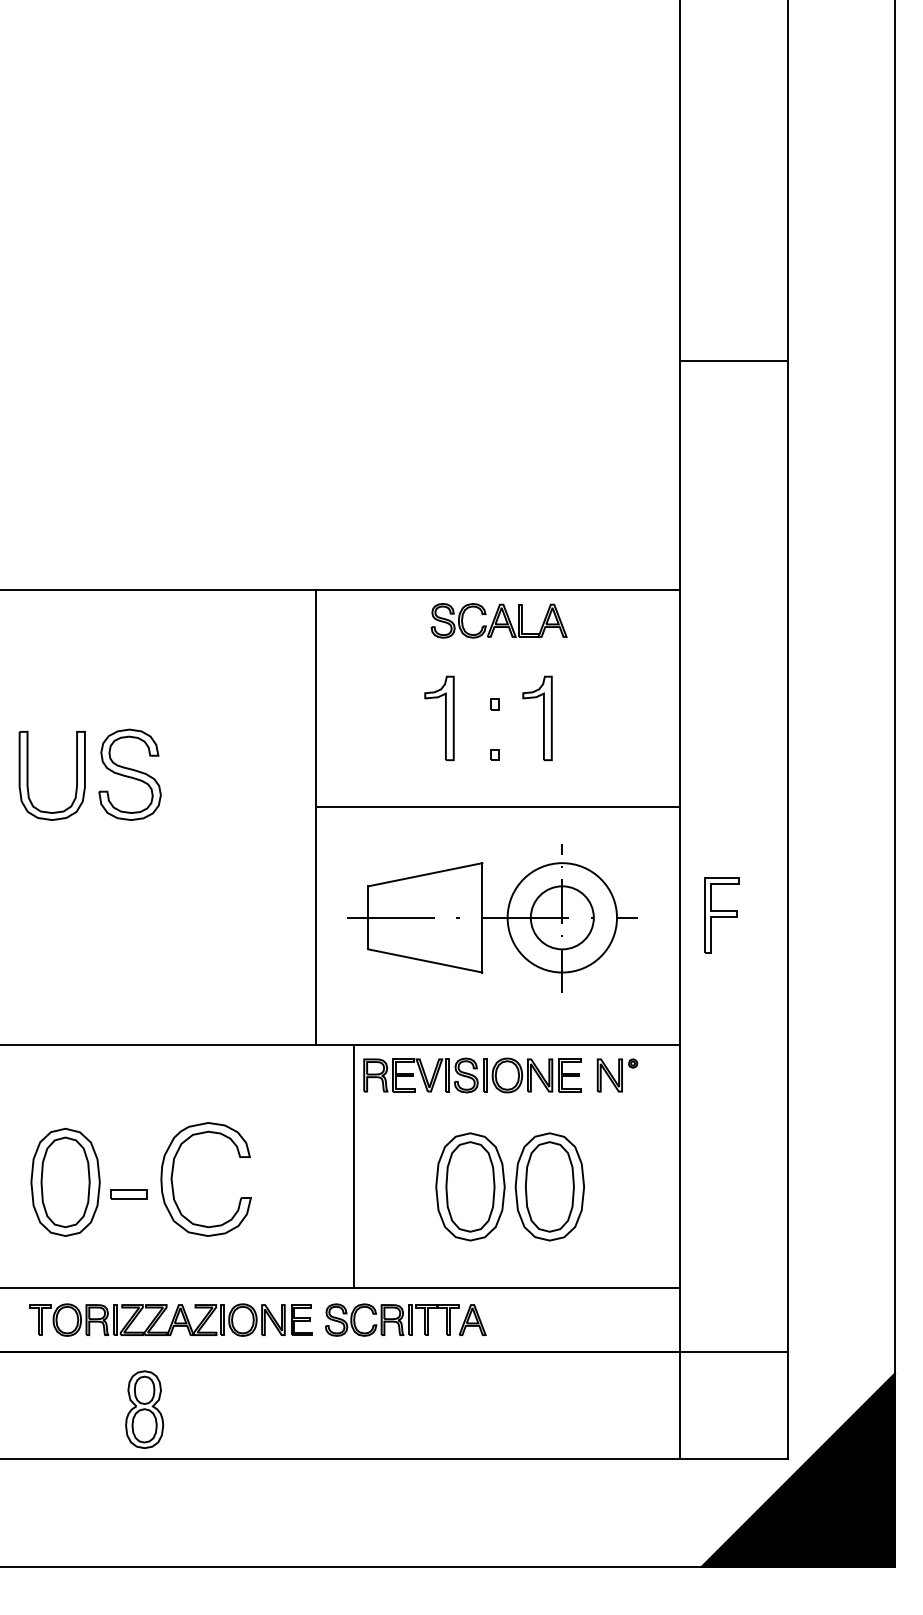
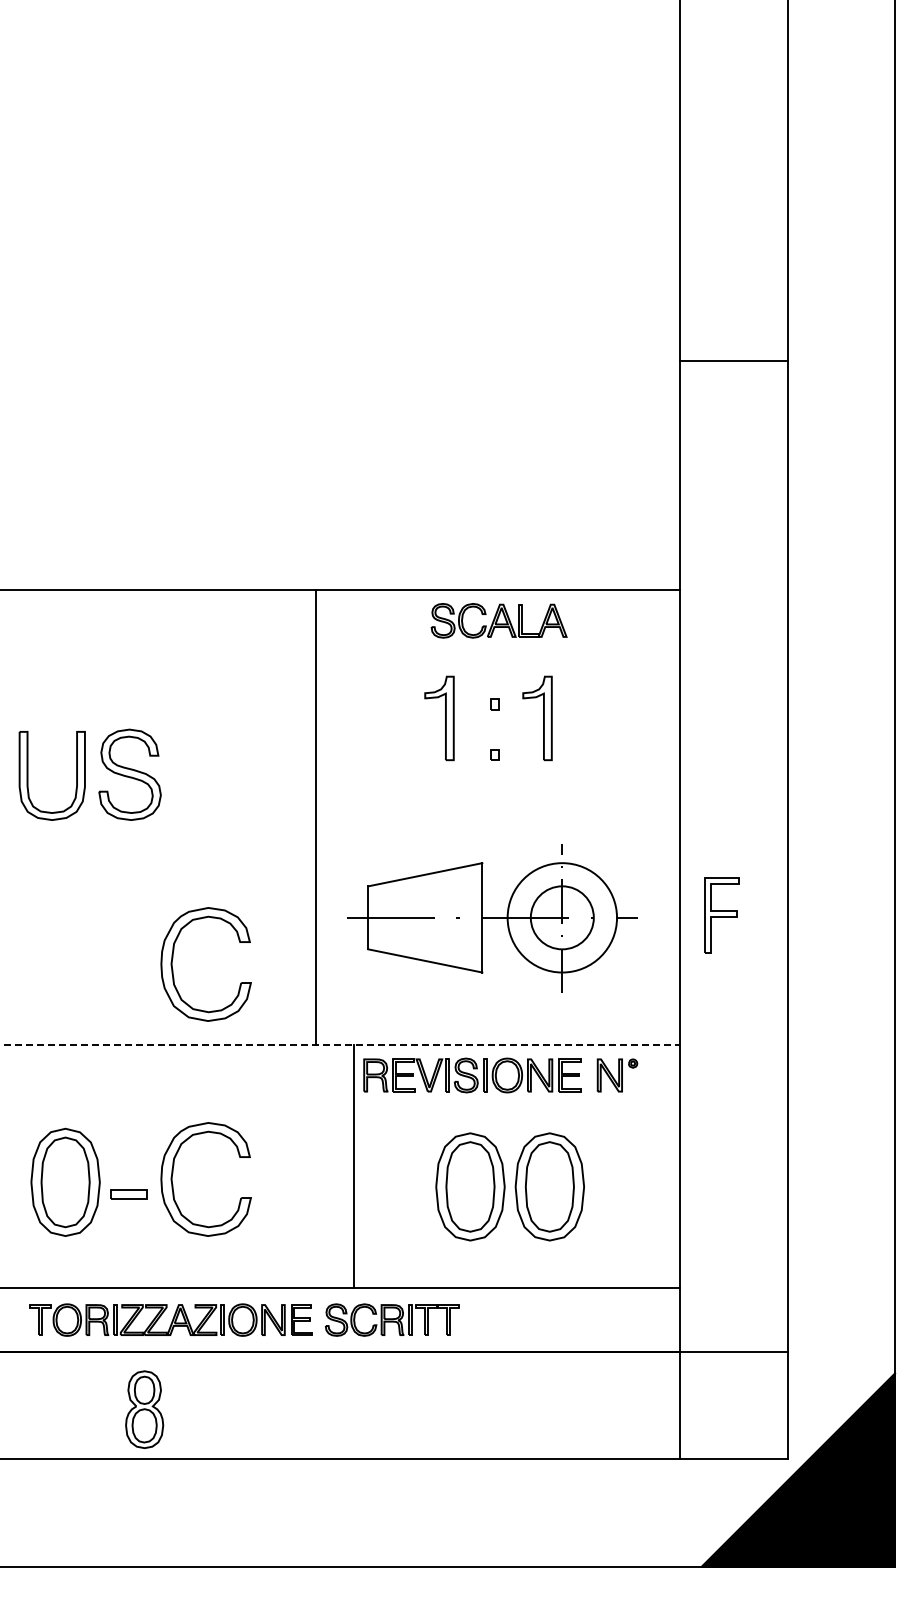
line: present -> none (497, 807)
part: none -> present (173, 969)
line: solid -> dashed (340, 1044)
part: present -> none (472, 1319)
